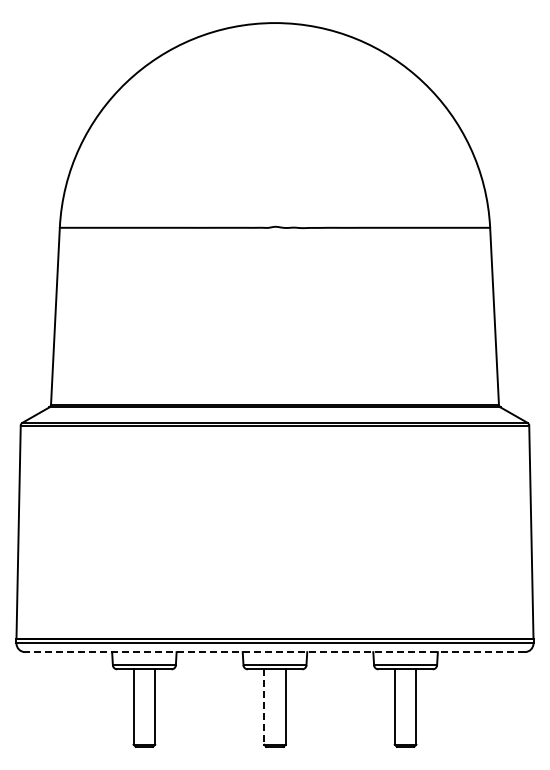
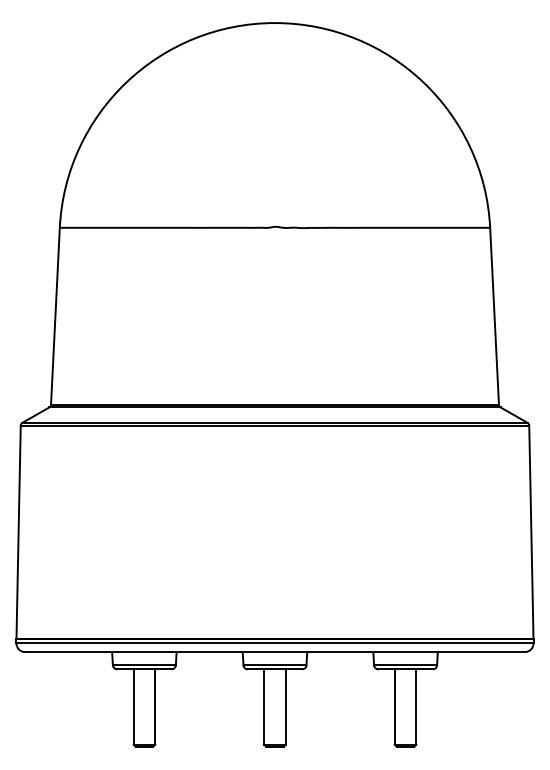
line: dashed -> solid (275, 652)
line: dashed -> solid (264, 707)
